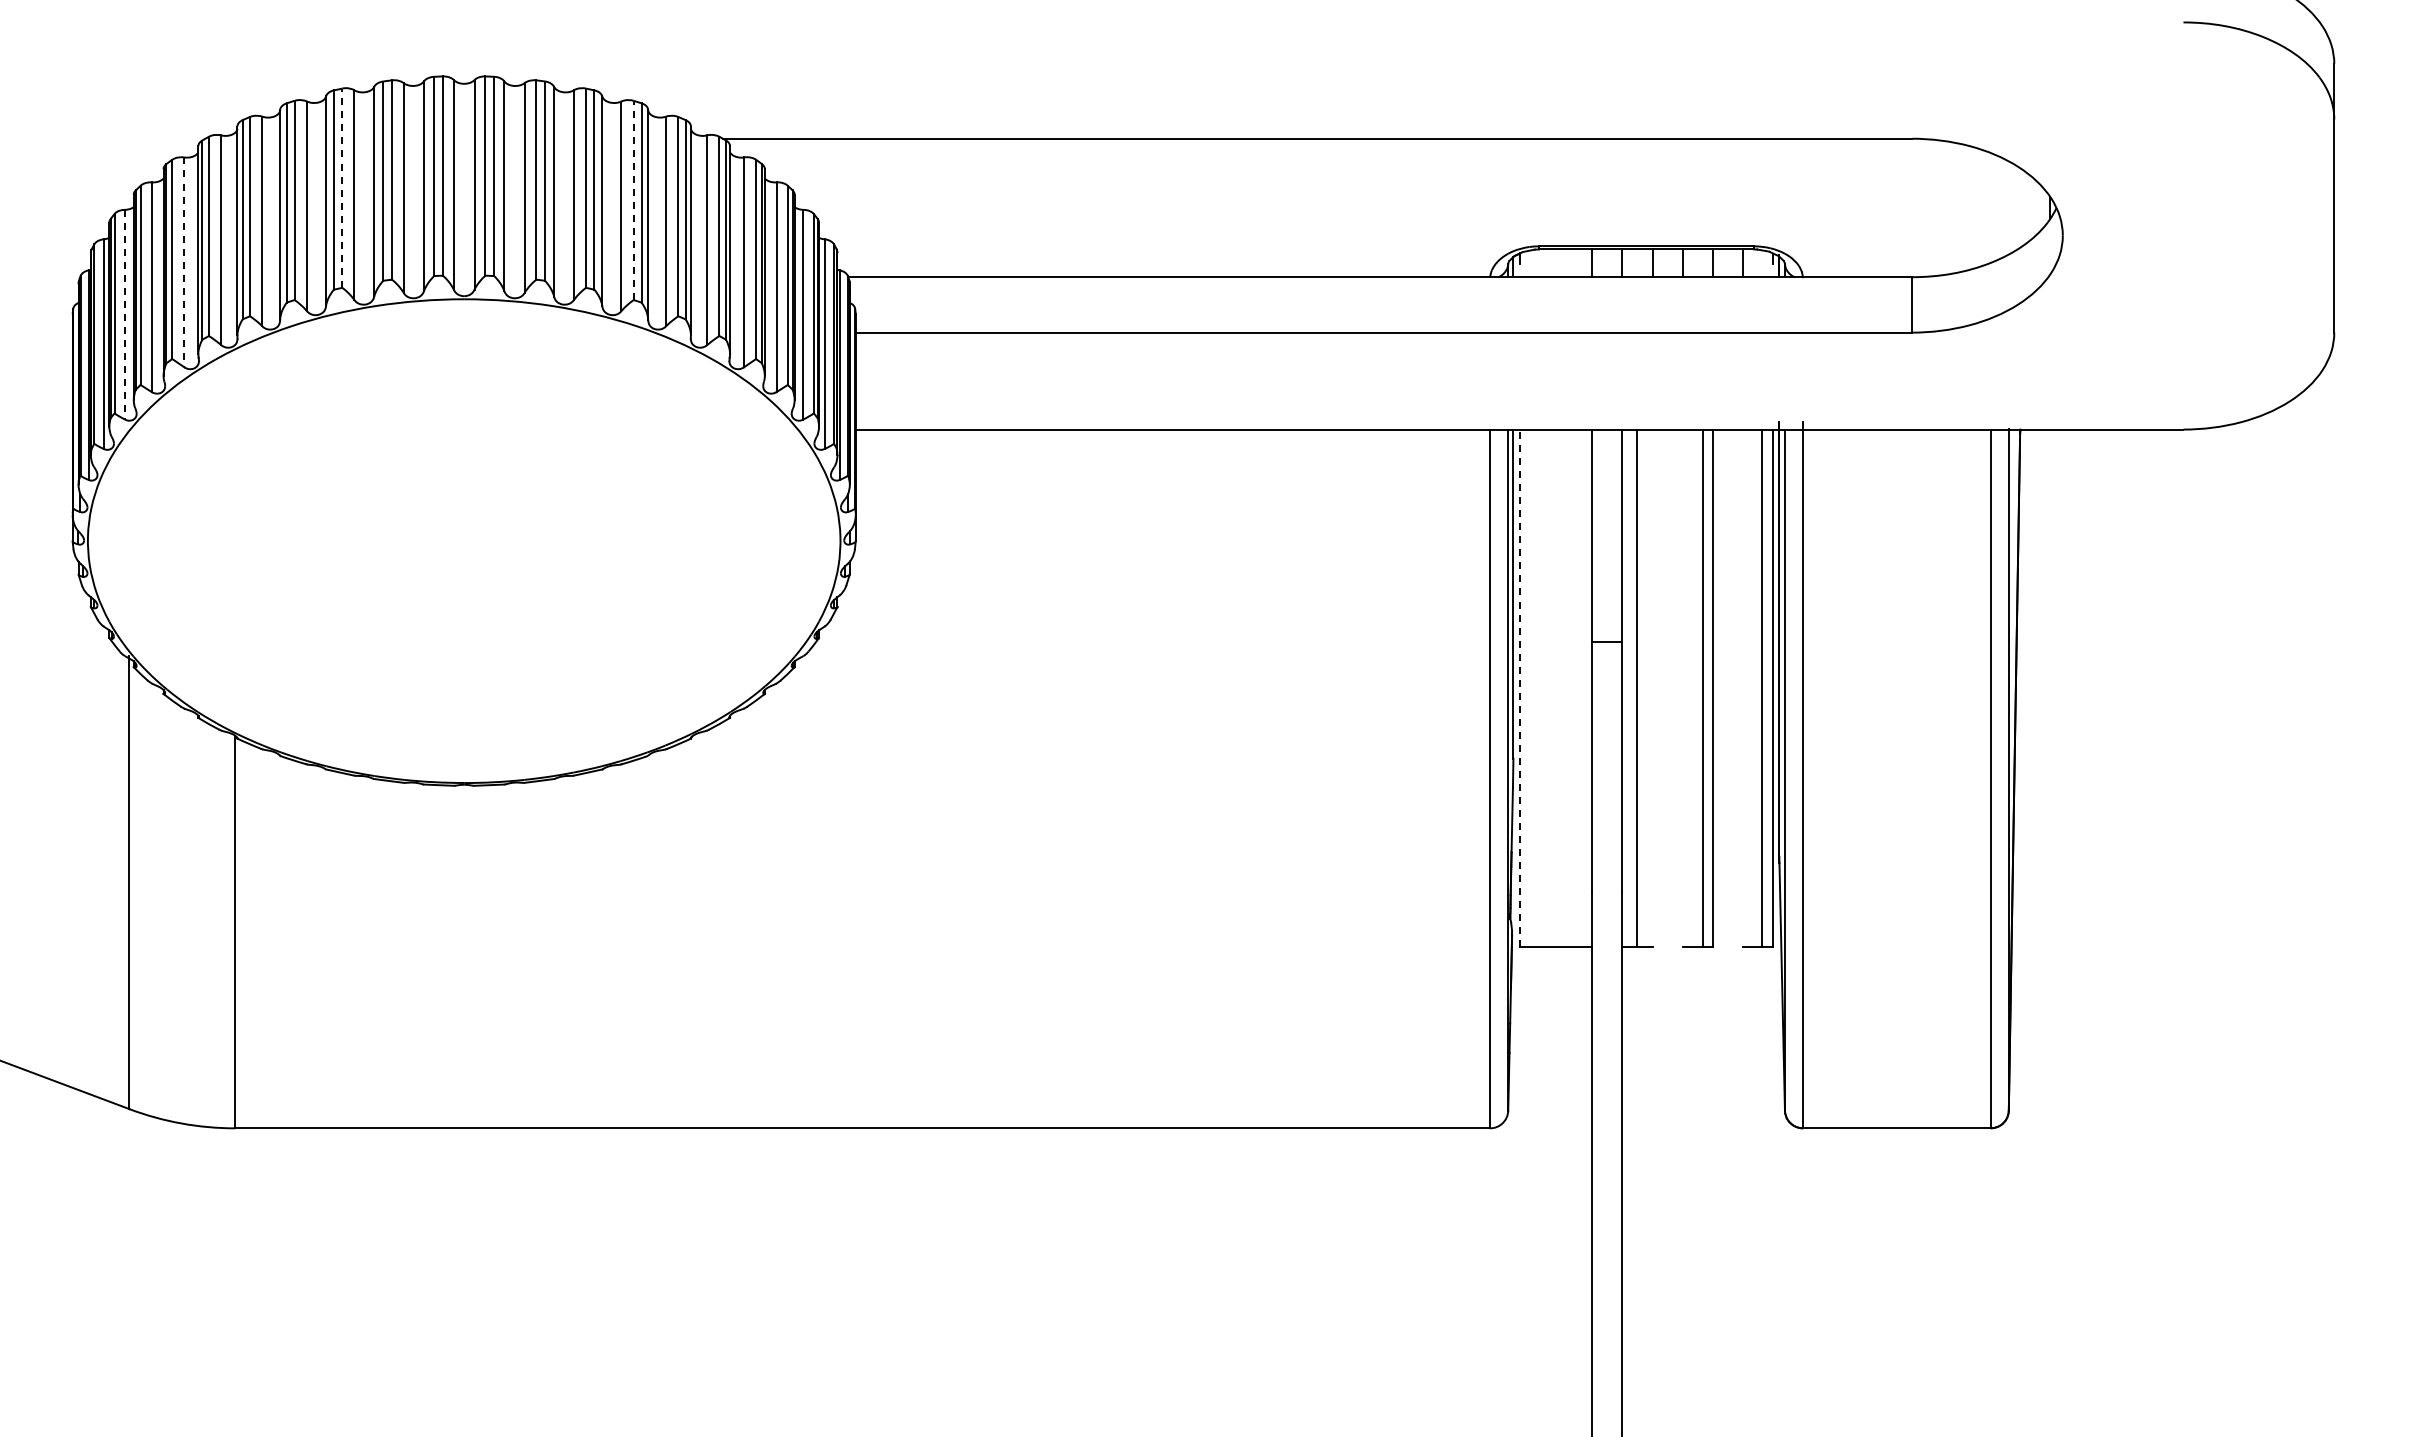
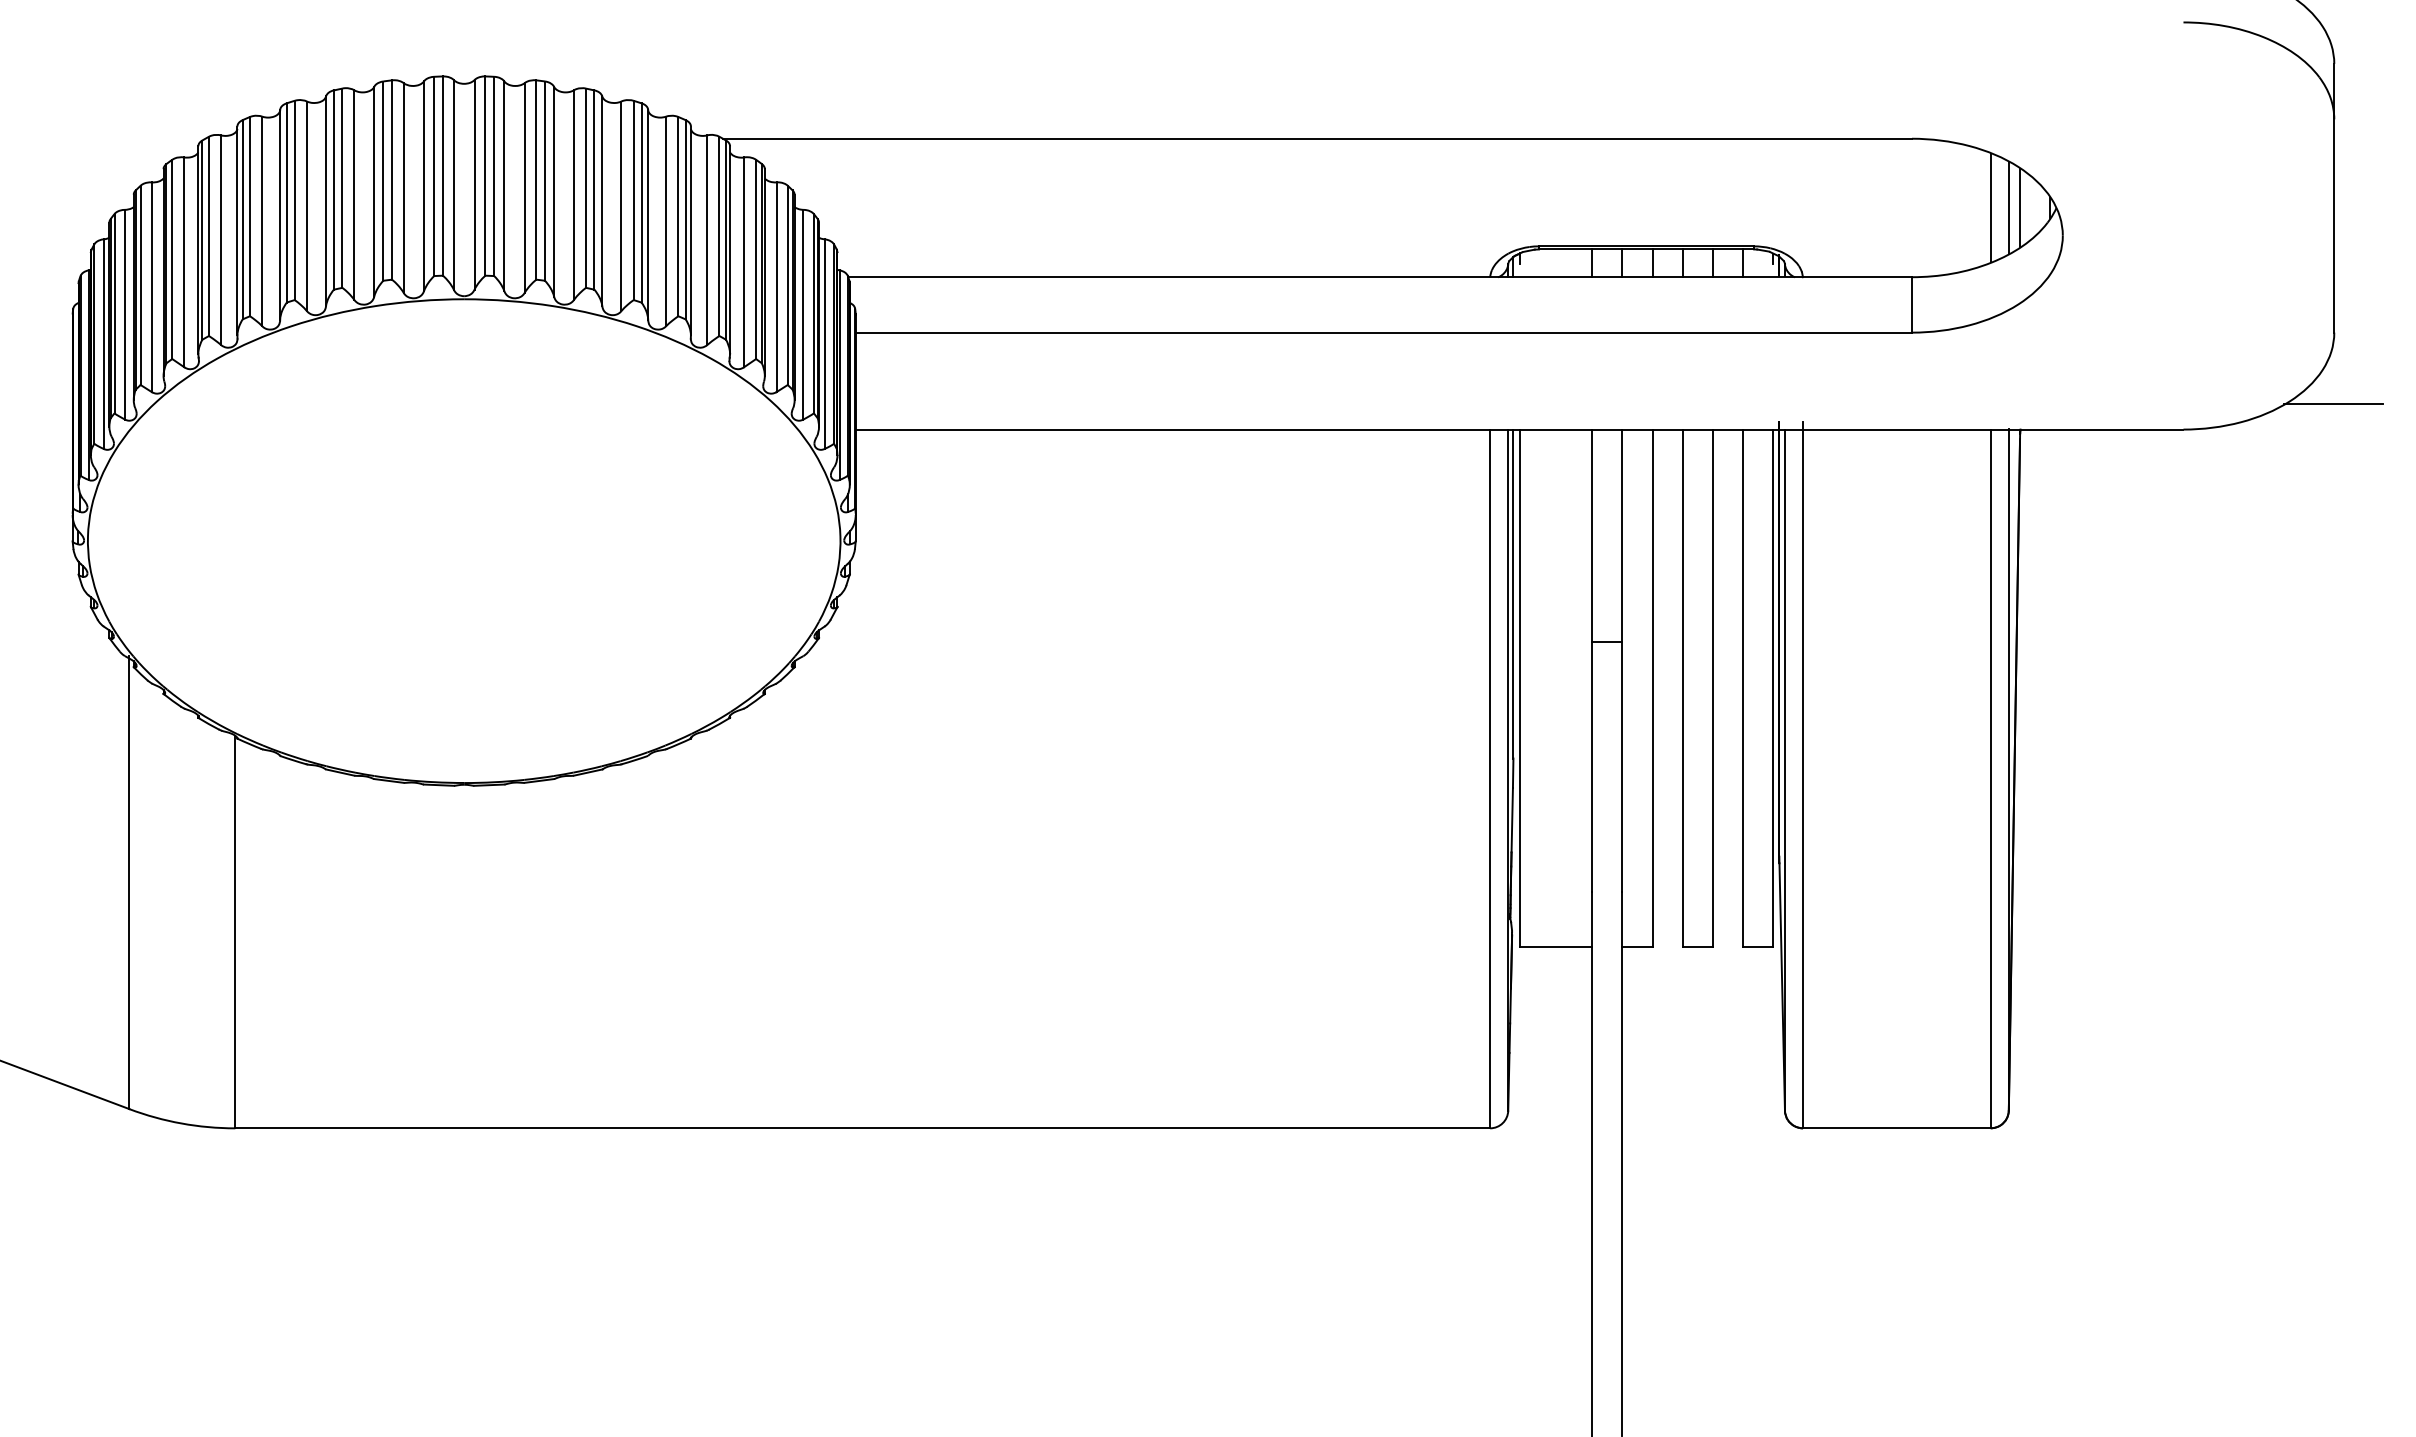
line: dashed -> solid (342, 188)
line: dashed -> solid (633, 200)
line: none -> present (1990, 207)
line: none -> present (2008, 207)
line: none -> present (2020, 207)
line: dashed -> solid (184, 262)
line: dashed -> solid (124, 314)
line: none -> present (2332, 404)
line: dashed -> solid (1519, 688)
line position: (1636, 688) -> (1652, 688) (1652, 688)
line position: (1702, 688) -> (1682, 688) (1682, 688)
line position: (1762, 688) -> (1743, 688) (1743, 688)
